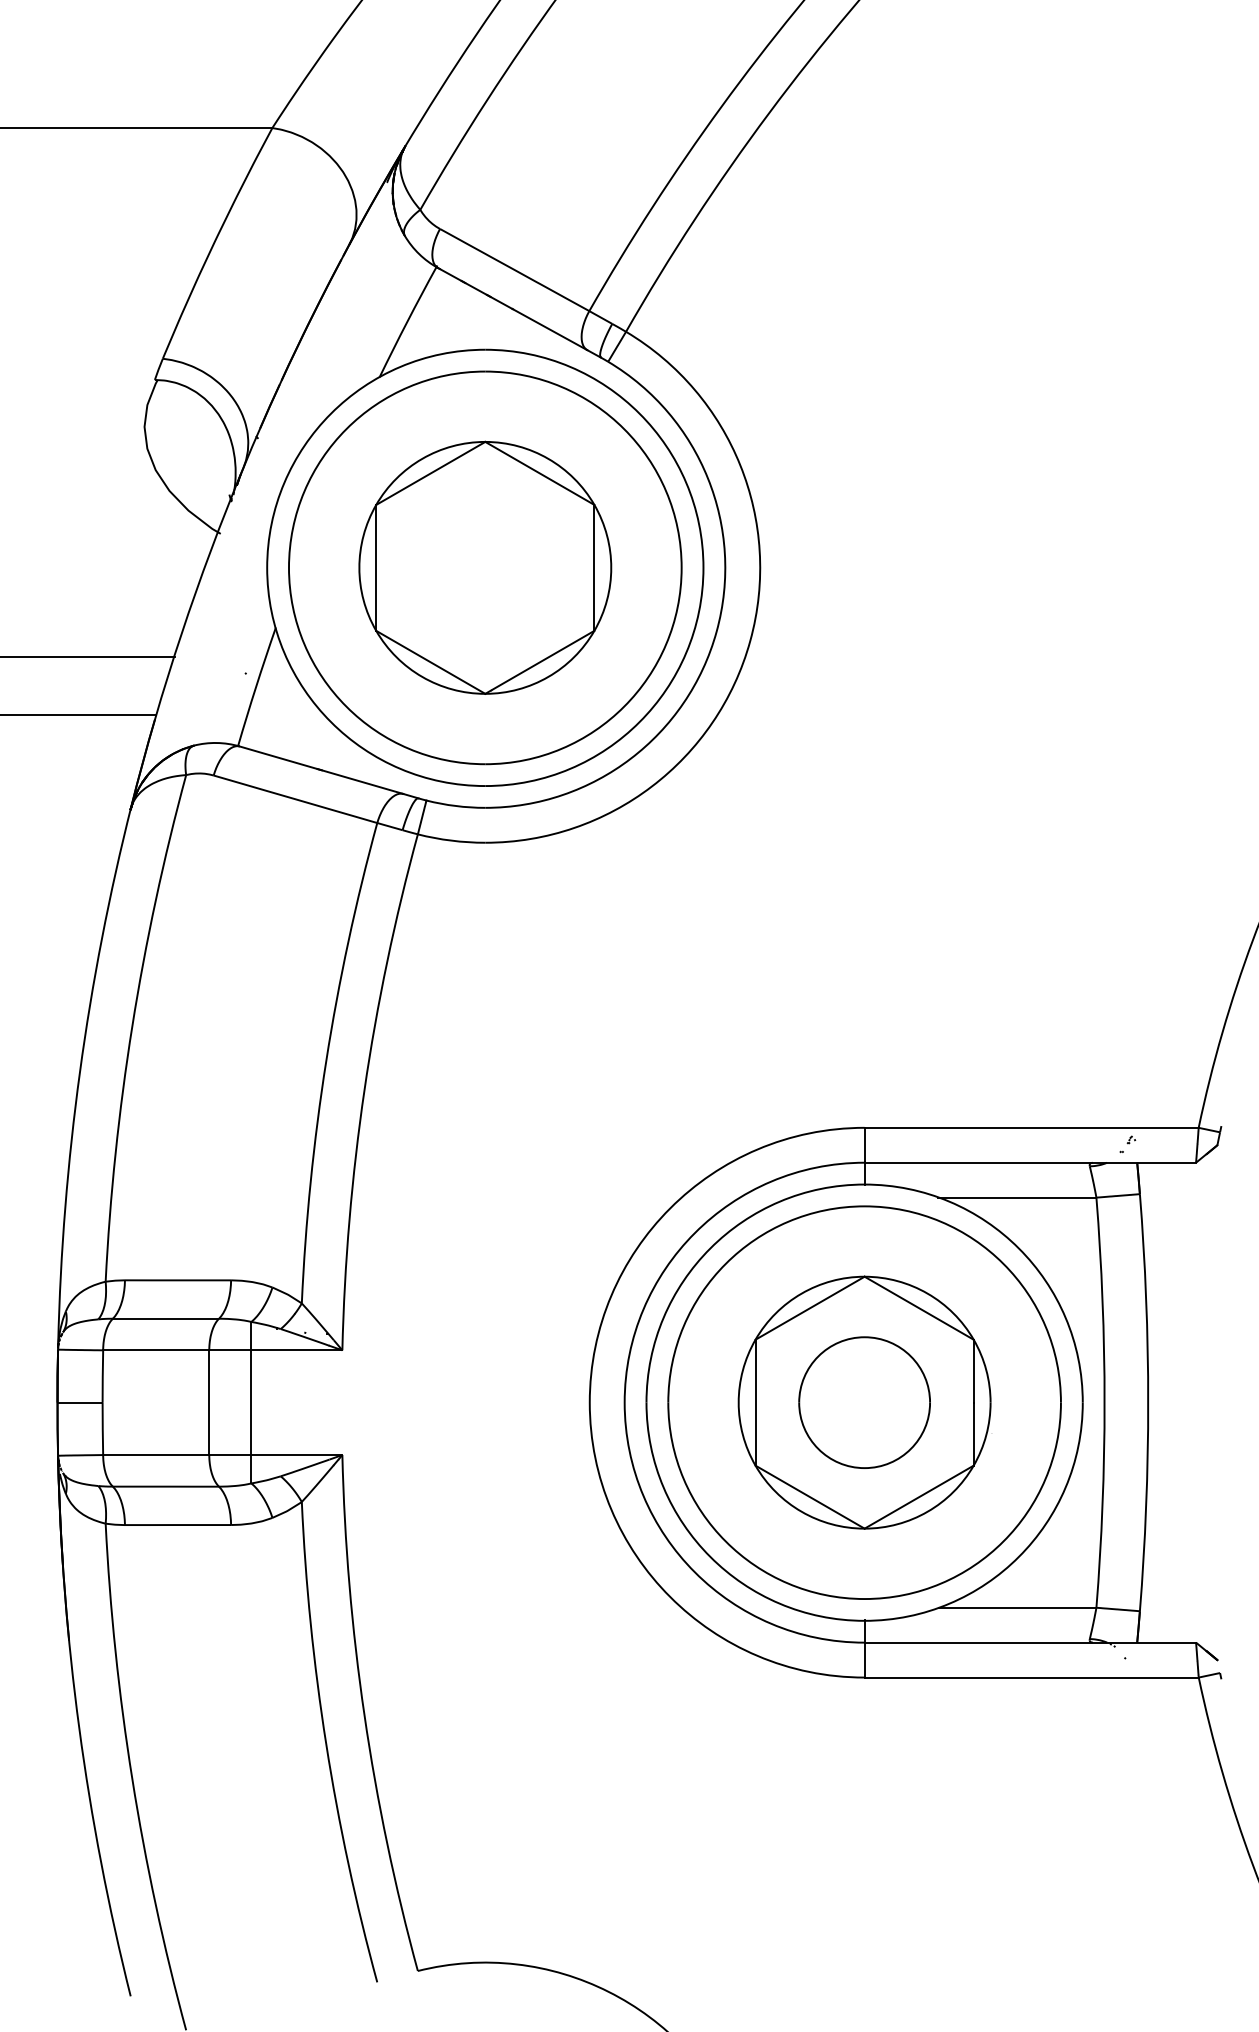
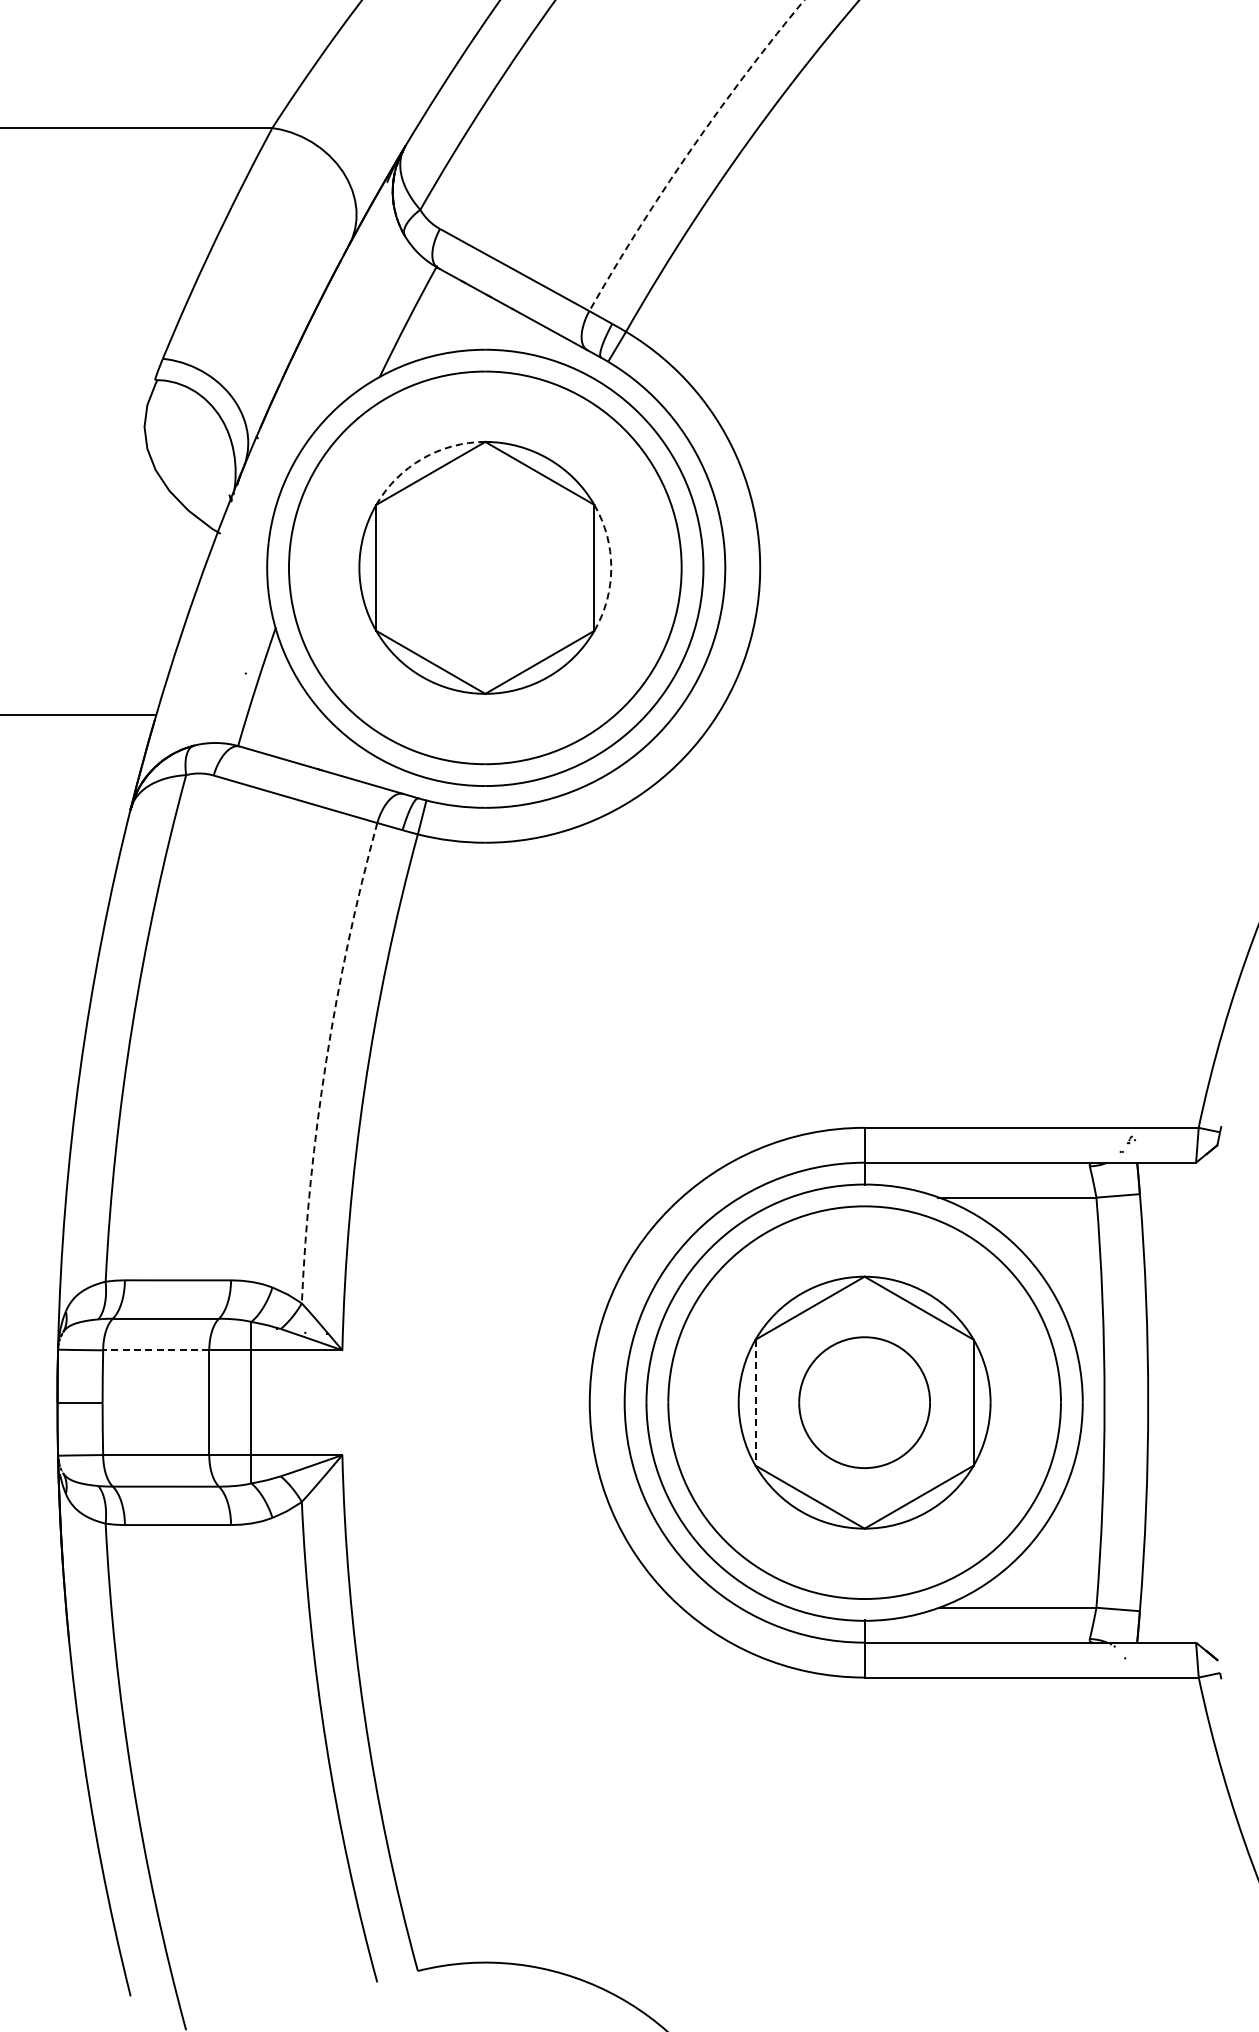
arc: solid -> dashed (689, 151)
arc: solid -> dashed (422, 458)
arc: solid -> dashed (611, 567)
line: present -> none (88, 657)
arc: solid -> dashed (326, 1061)
line: solid -> dashed (155, 1350)
line: solid -> dashed (755, 1402)
